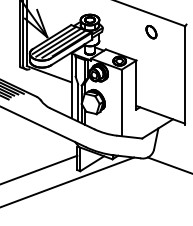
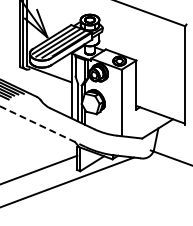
part: present -> none (151, 32)
line: solid -> dashed (42, 126)
line position: (168, 164) -> (169, 157) (169, 157)
